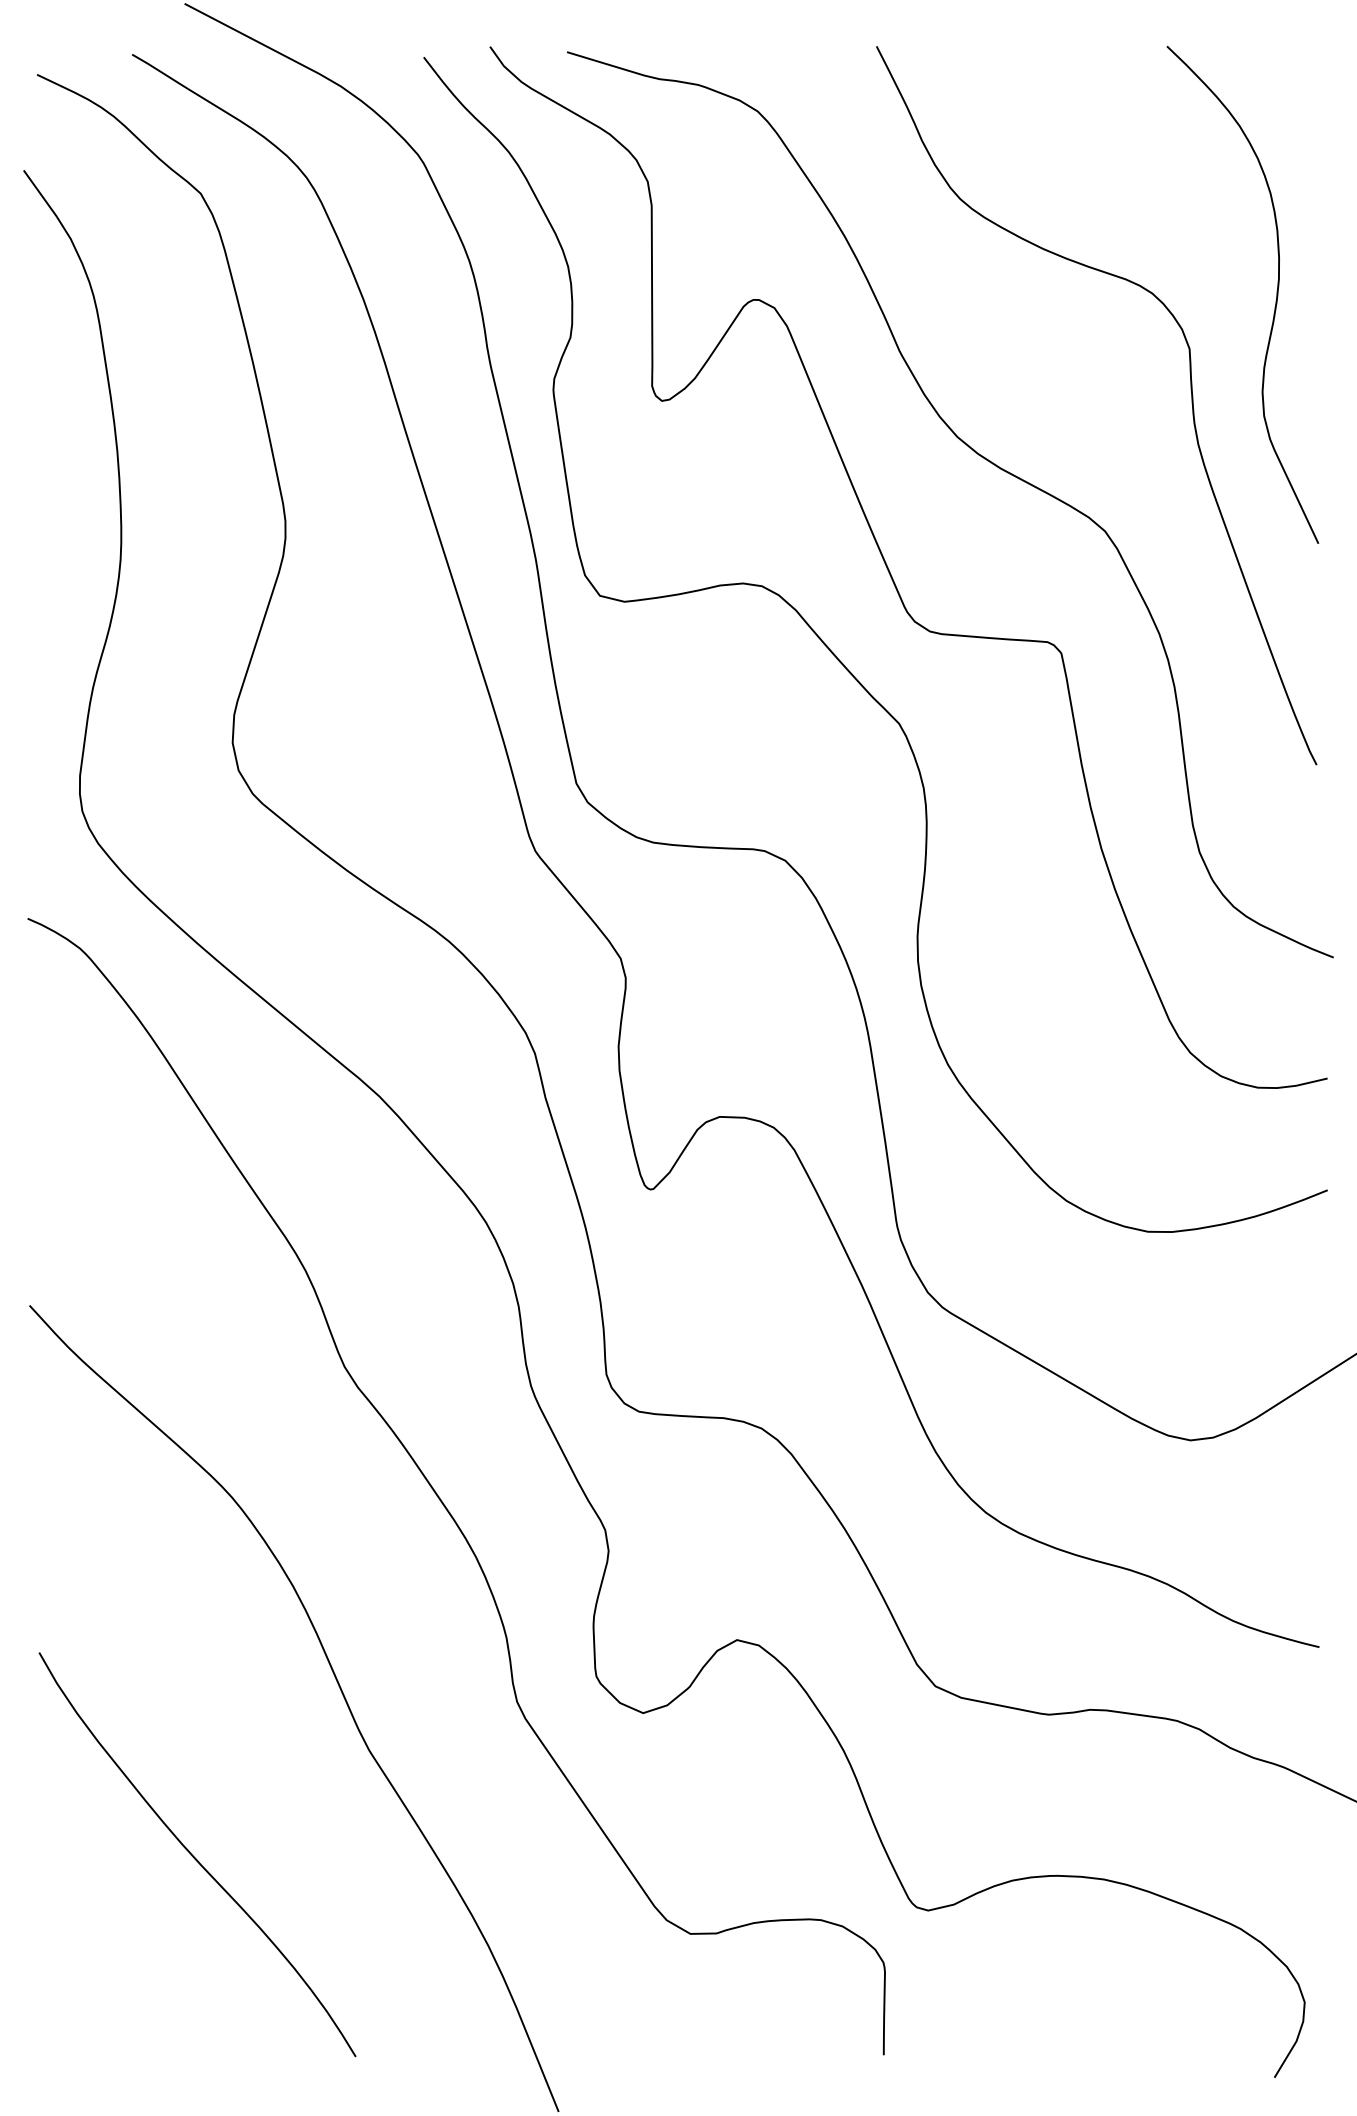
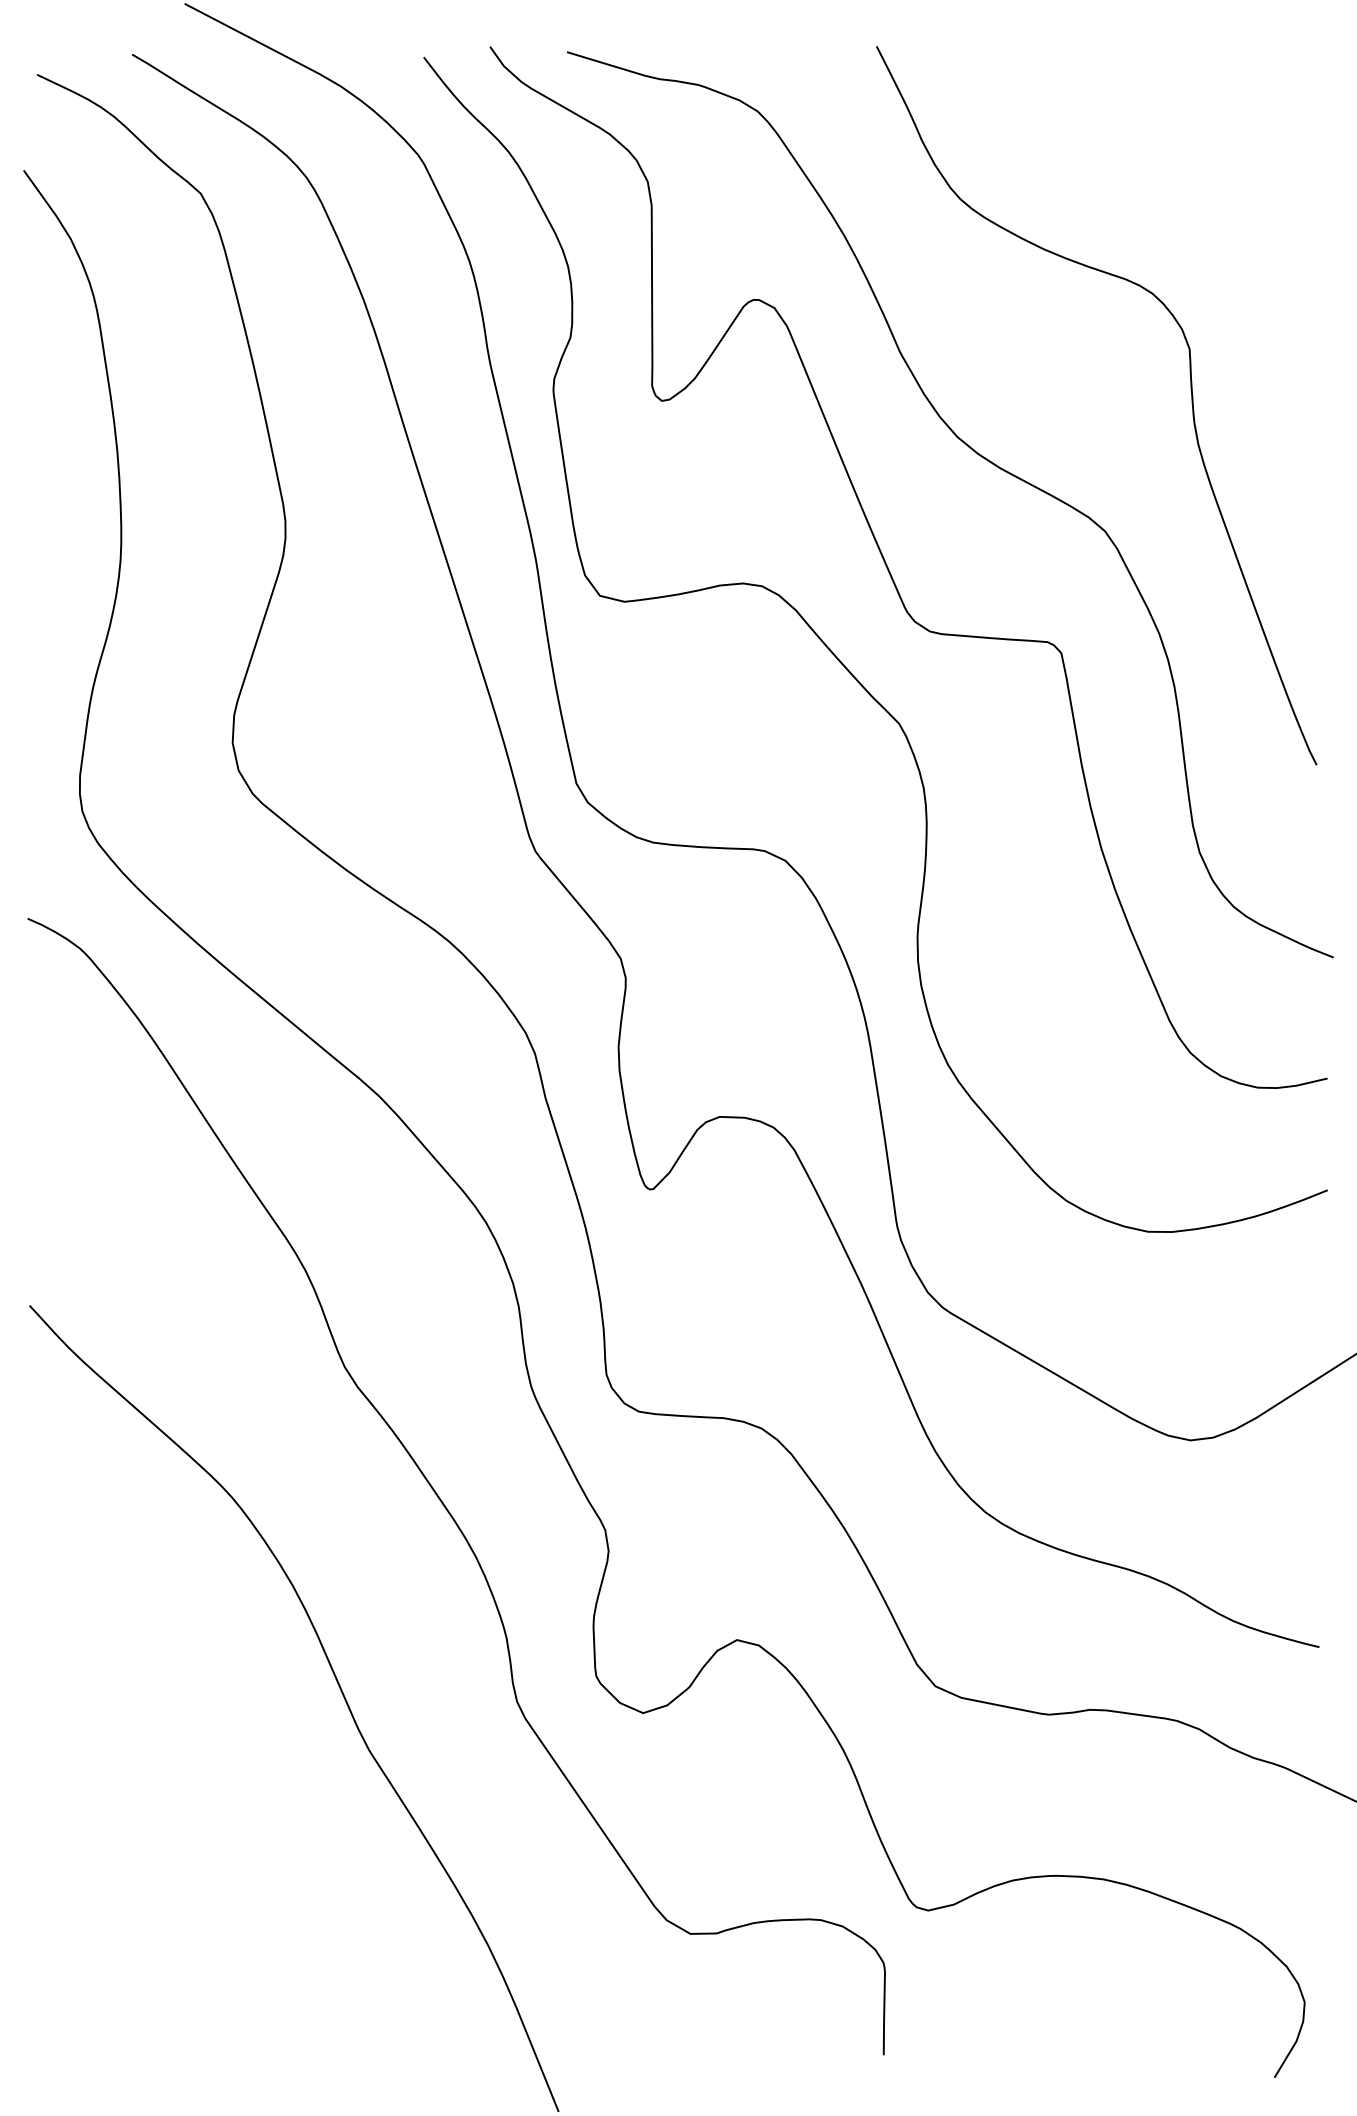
curve: present -> none (1275, 300)
curve: present -> none (194, 1856)
